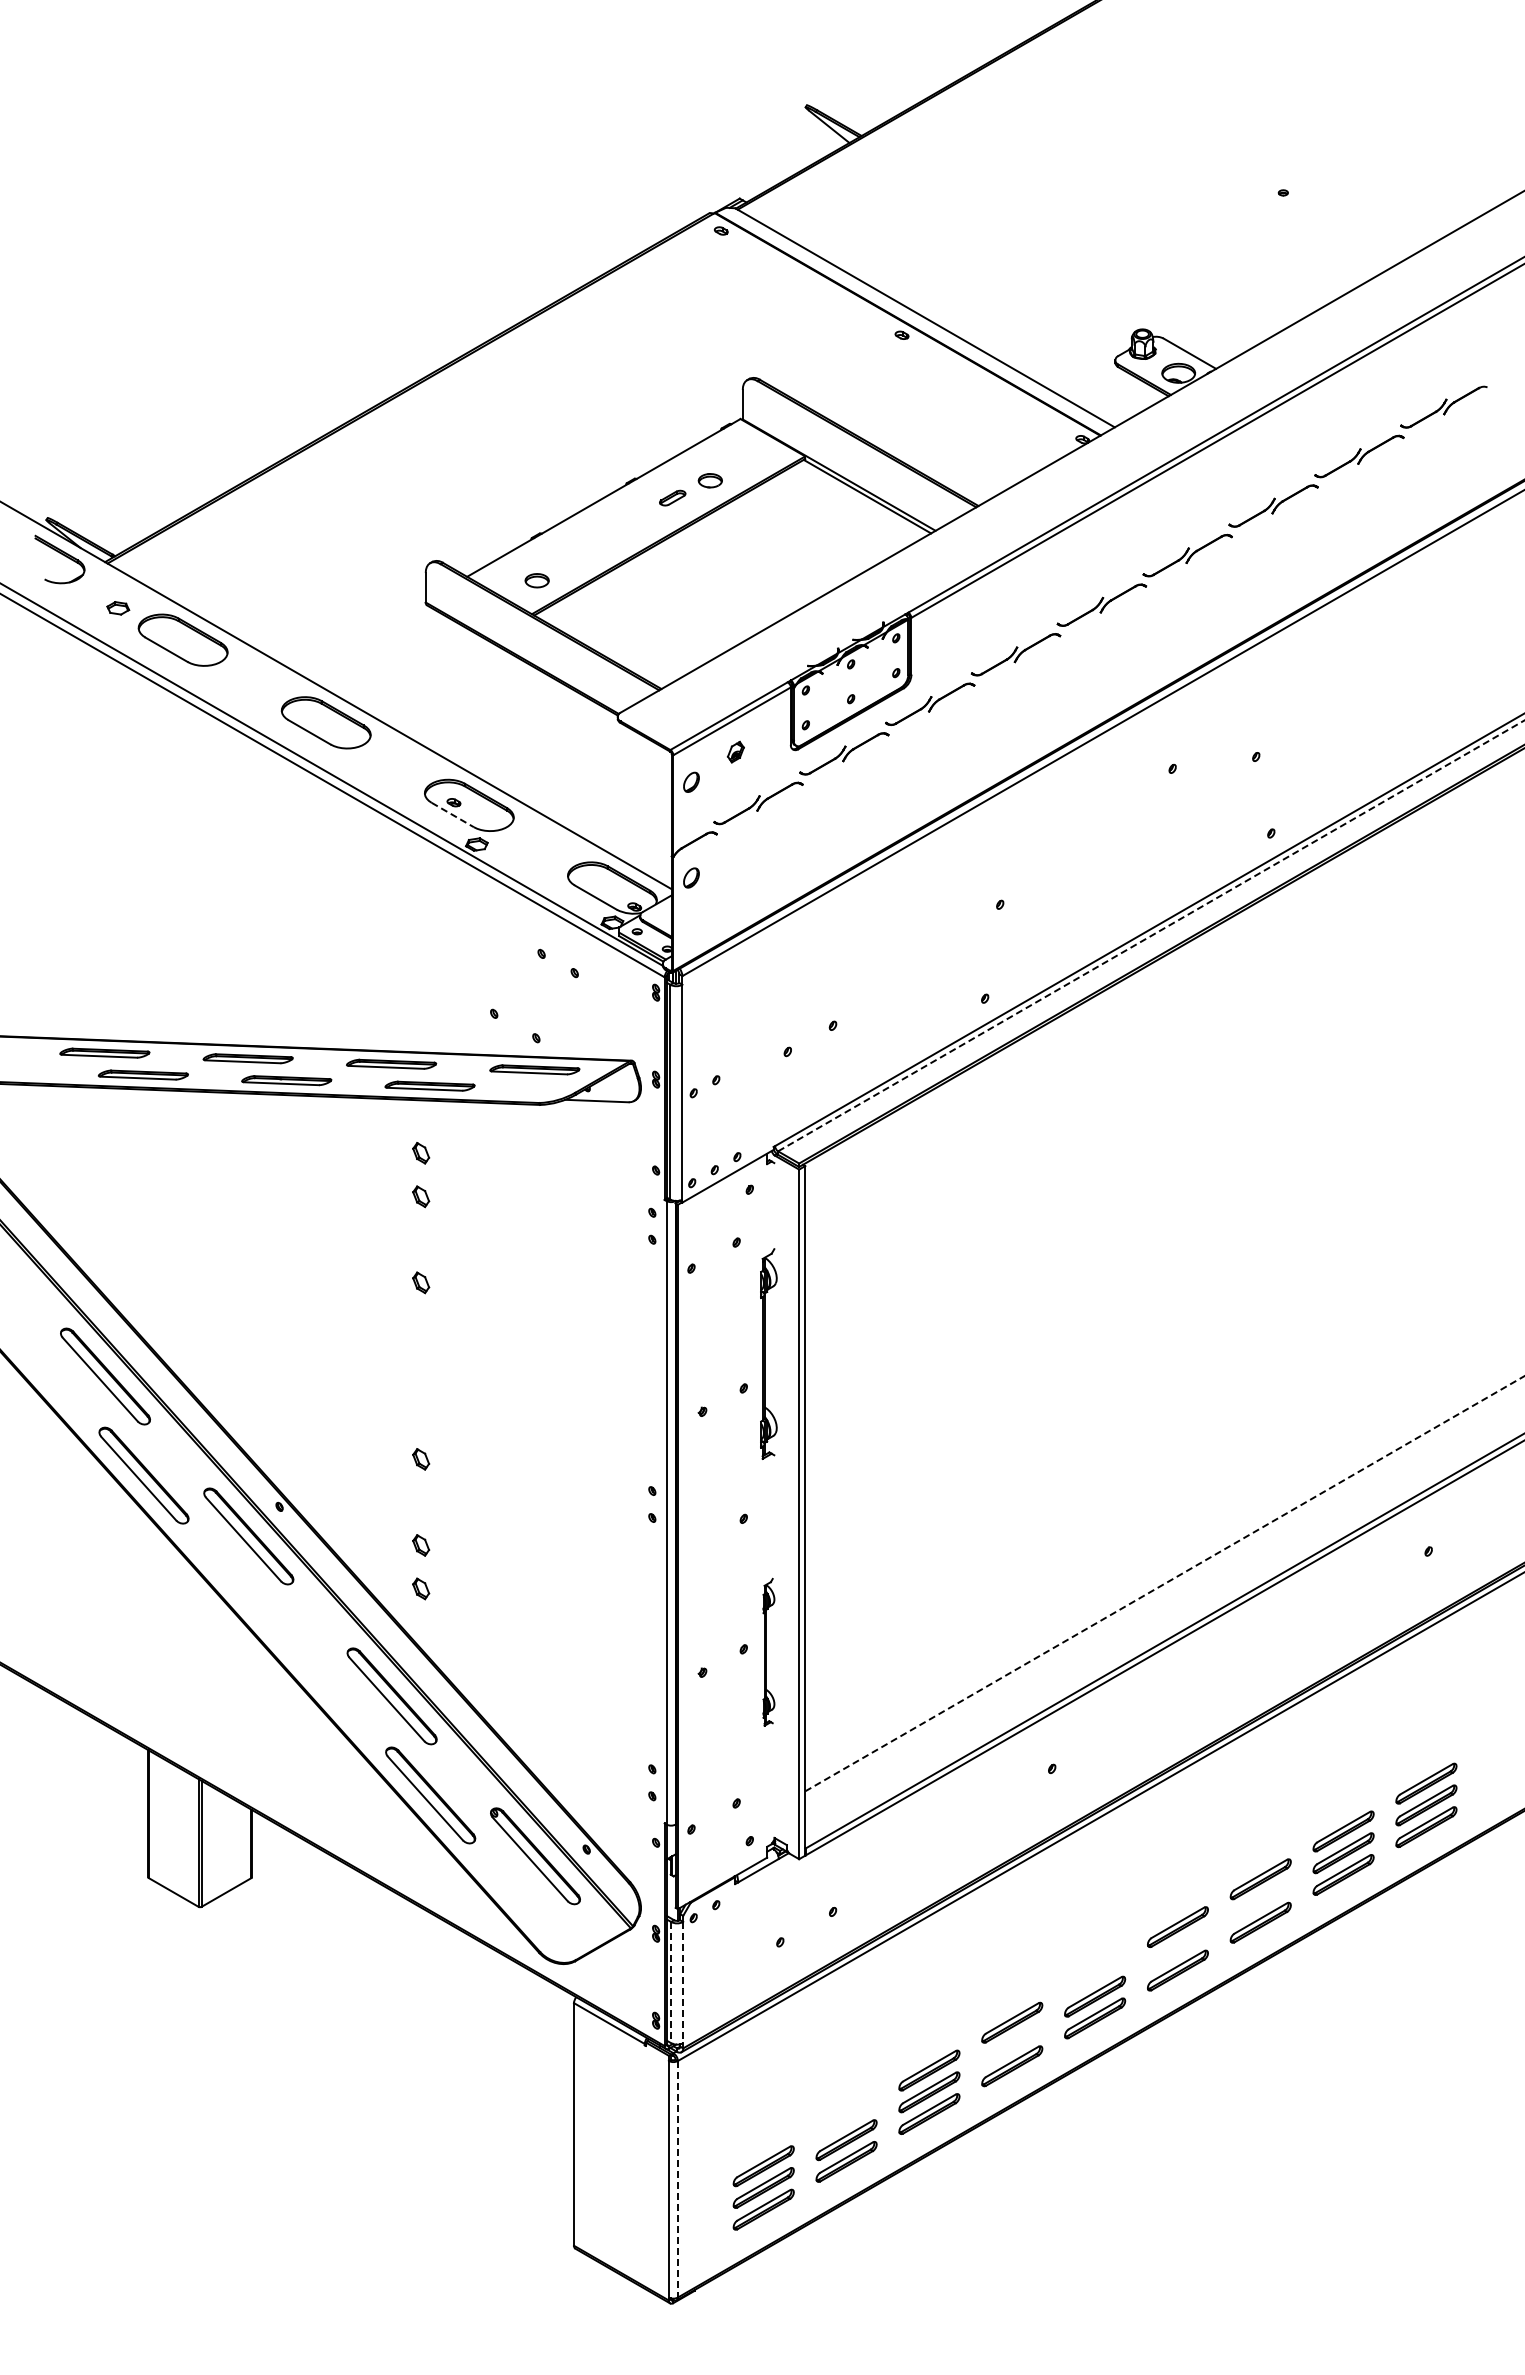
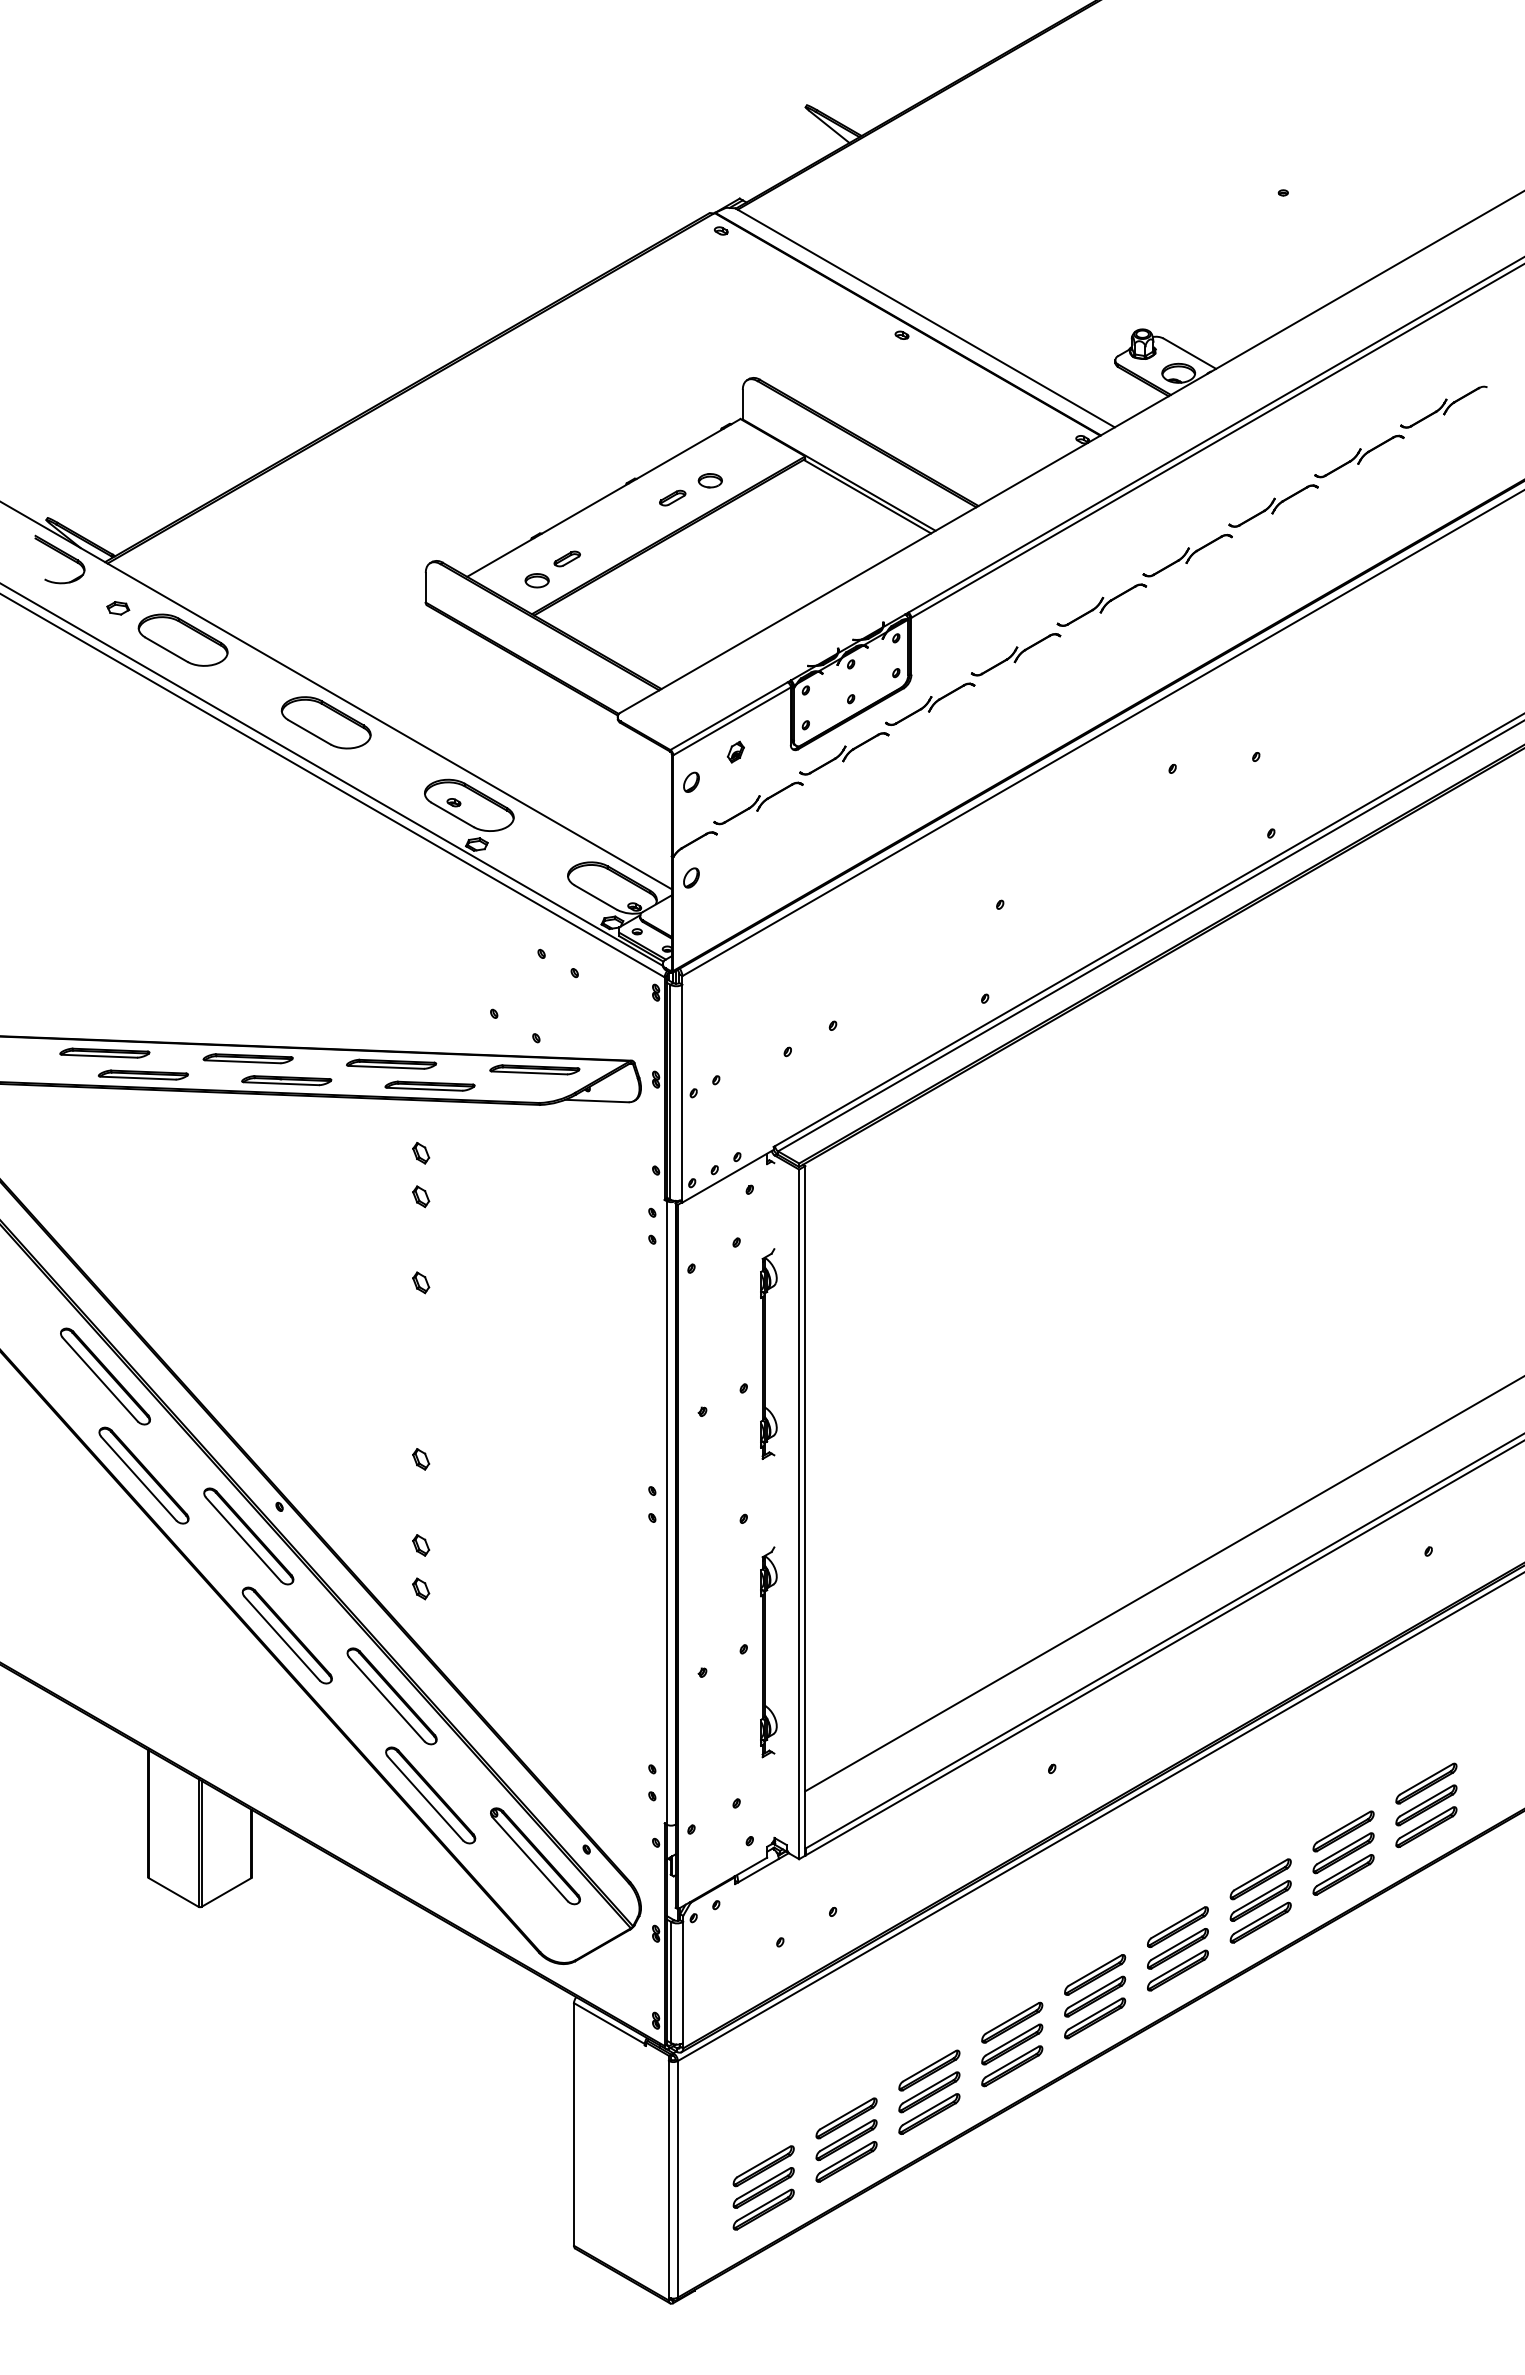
part: none -> present (566, 558)
line: dashed -> solid (453, 815)
line: dashed -> solid (1151, 935)
line: dashed -> solid (1165, 1583)
part: none -> present (286, 1635)
part size: 14x150 px -> 18x213 px (768, 1652)
part: none -> present (1260, 1900)
part: none -> present (1177, 1948)
part: none -> present (1095, 1974)
line: dashed -> solid (671, 1982)
line: dashed -> solid (683, 1982)
part: none -> present (1012, 2044)
part: none -> present (846, 2118)
line: dashed -> solid (677, 2179)
